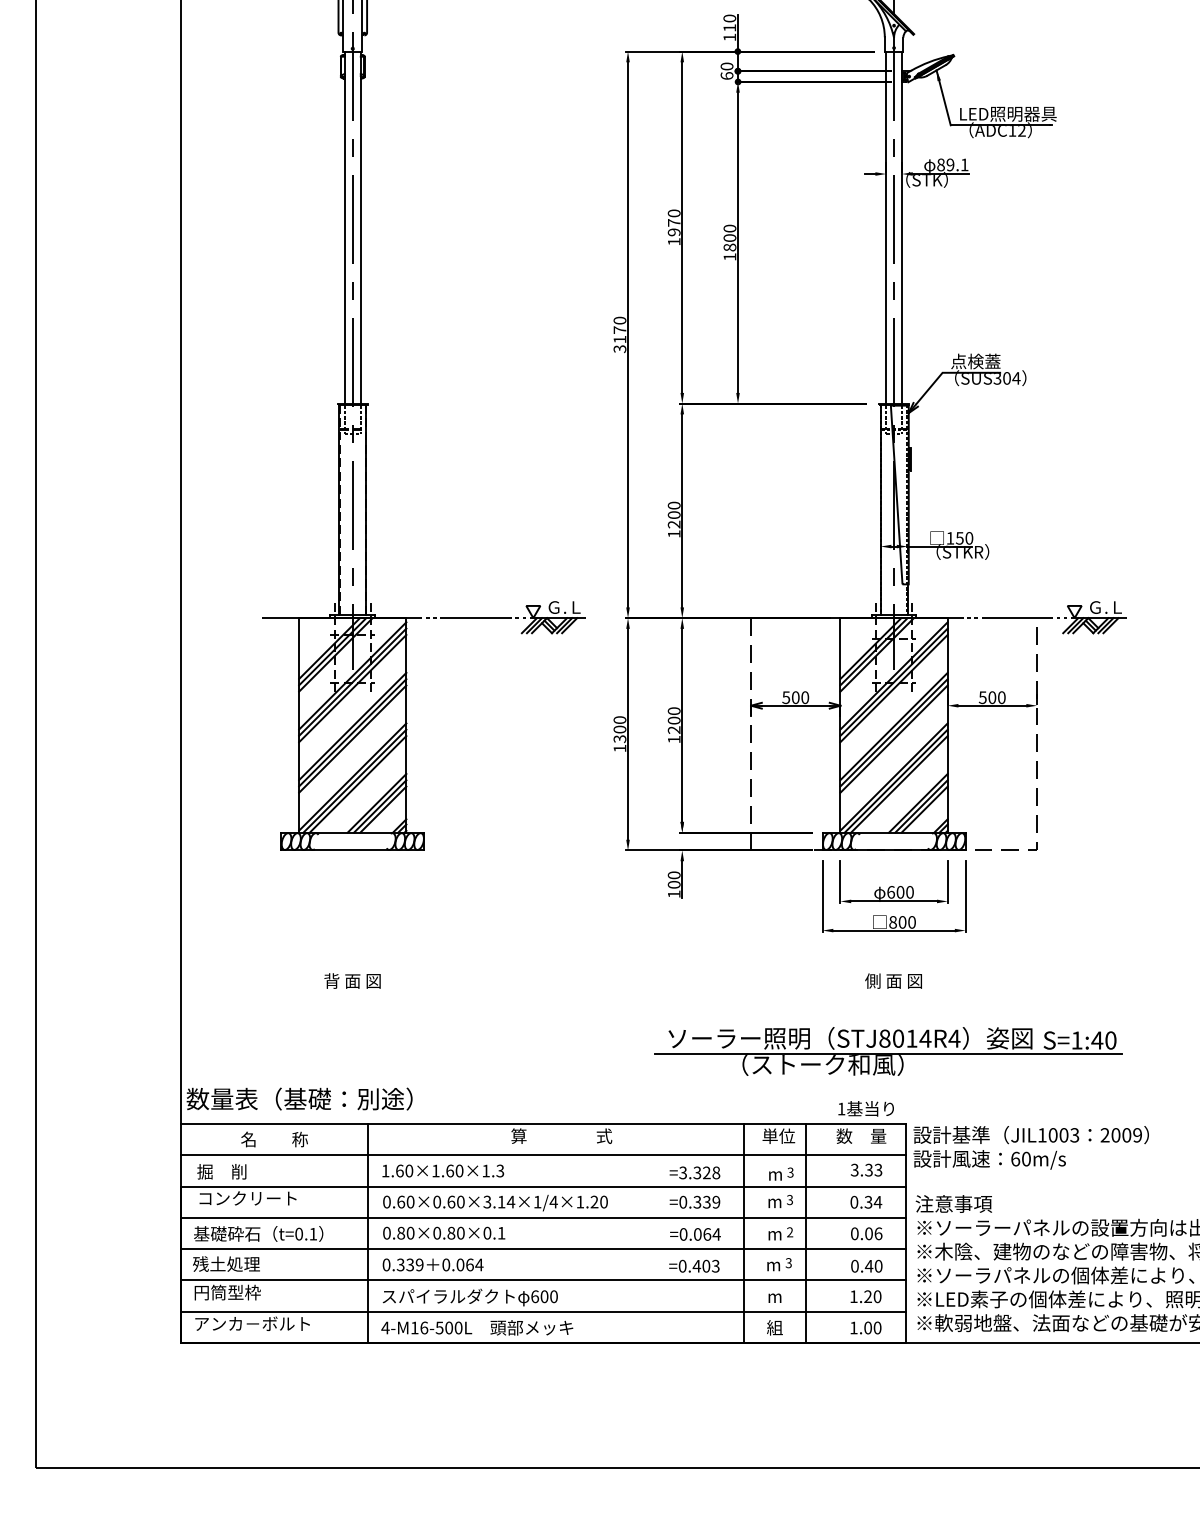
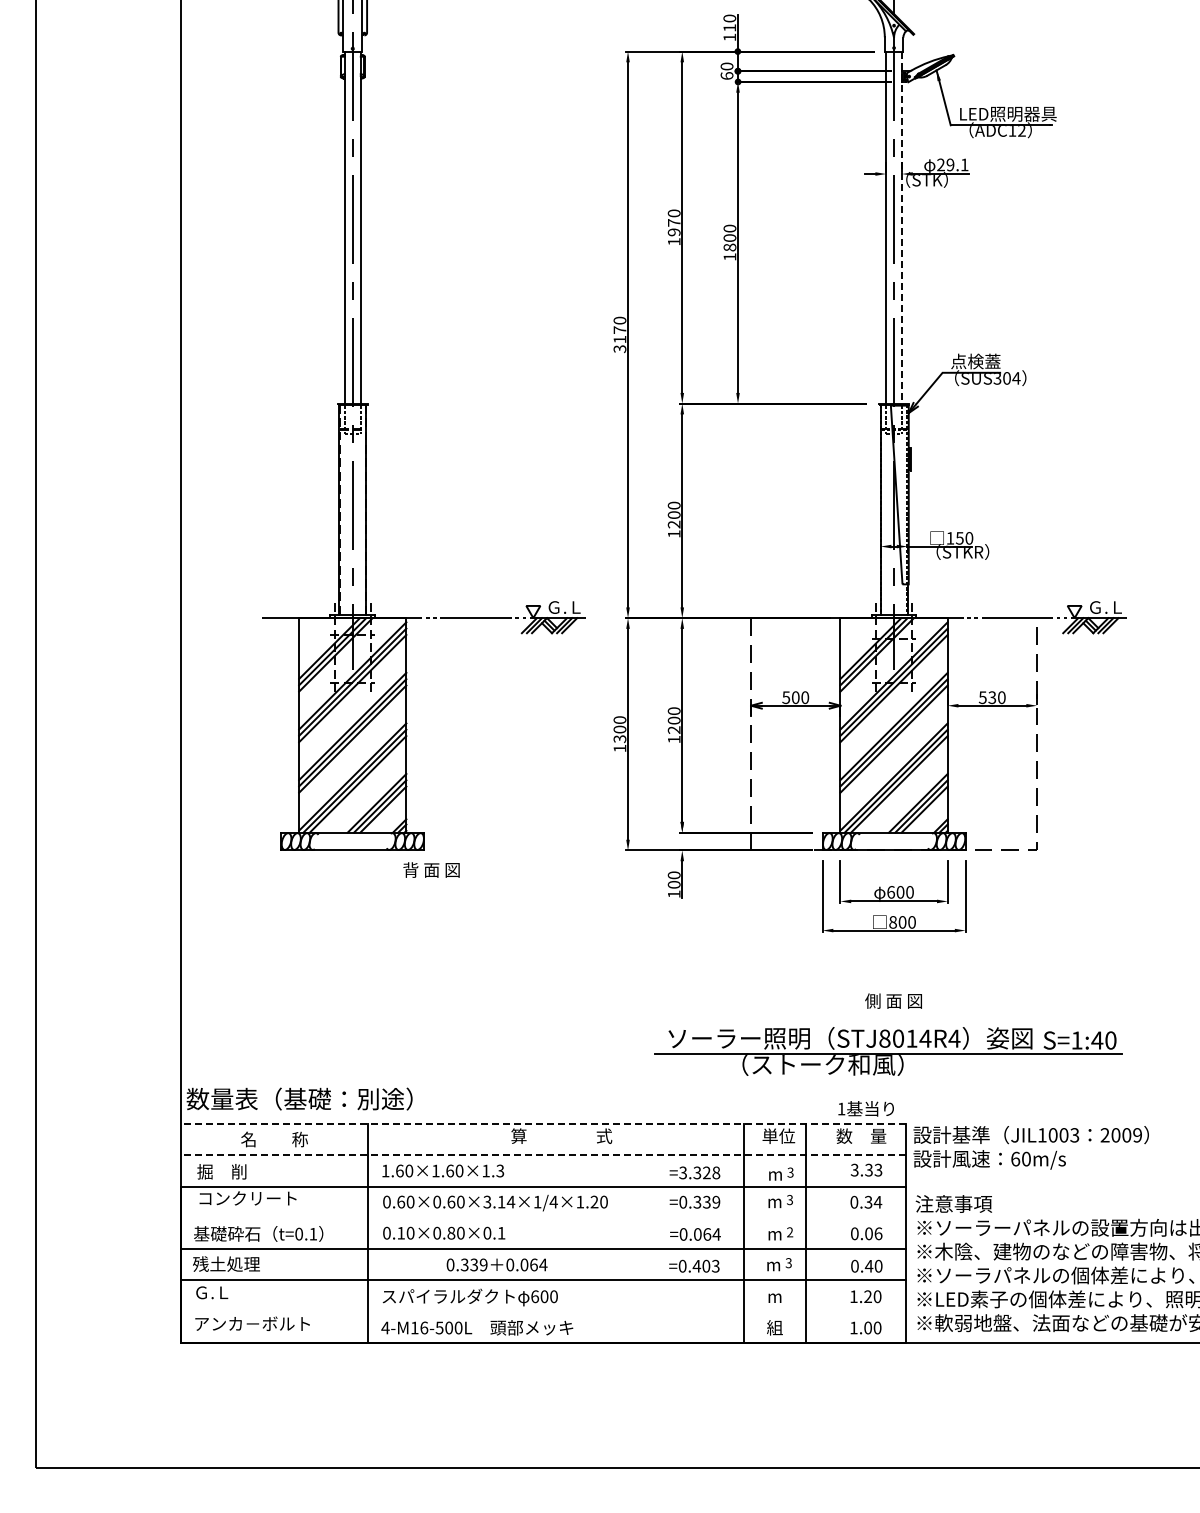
text: 89.1 -> 29.1 (940, 164)
line: solid -> dashed (902, 228)
text: 500 -> 530 (992, 697)
text position: (352, 980) -> (431, 869) (431, 869)
text position: (893, 980) -> (893, 1000) (893, 1000)
line: solid -> dashed (543, 1124)
line: solid -> dashed (543, 1155)
line: present -> none (543, 1217)
text: 0.80×0.80×0.1 -> 0.10×0.80×0.1 (401, 1232)
text position: (432, 1264) -> (496, 1264) (496, 1264)
text: 円筒型枠 -> Ｇ.Ｌ (227, 1292)
line: present -> none (543, 1311)
